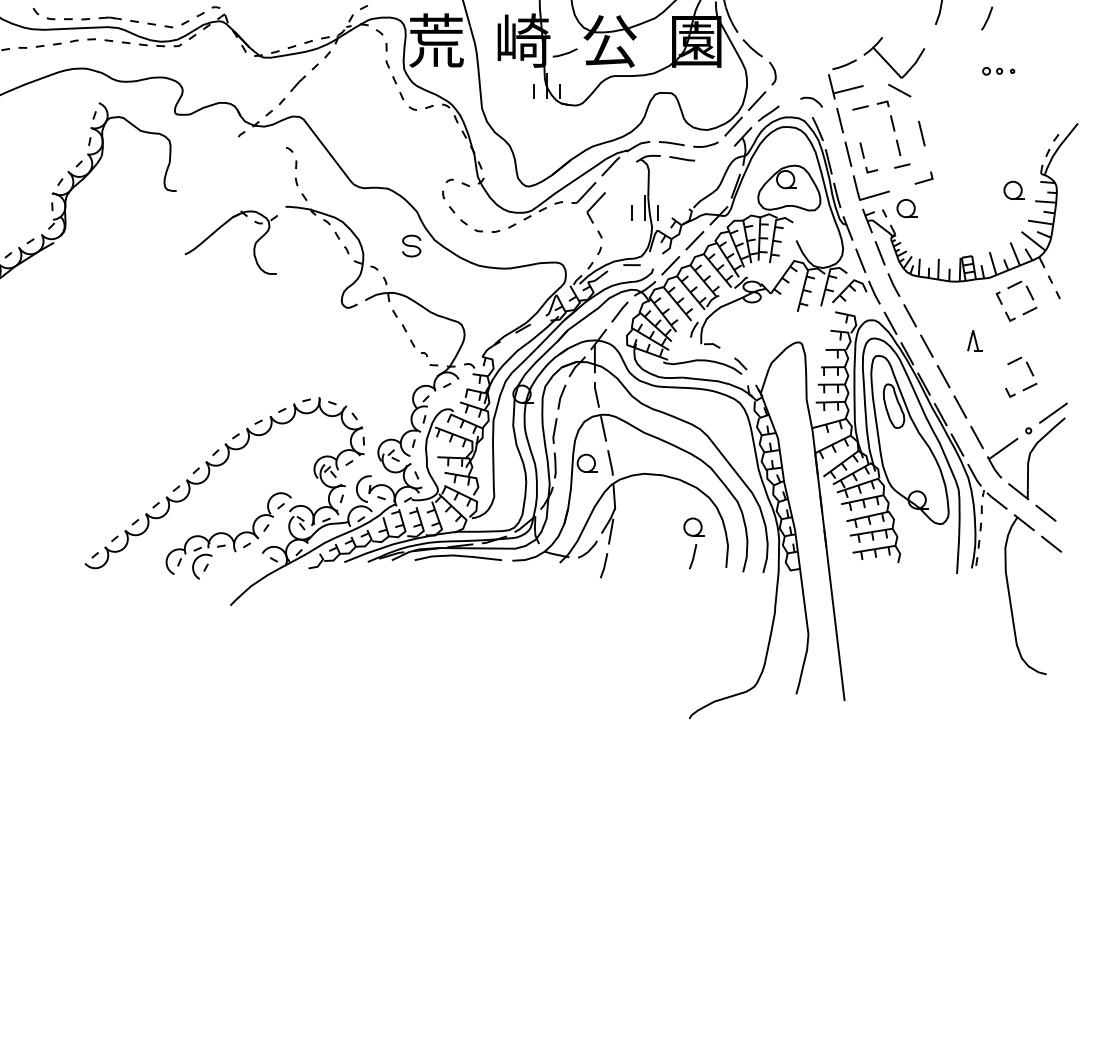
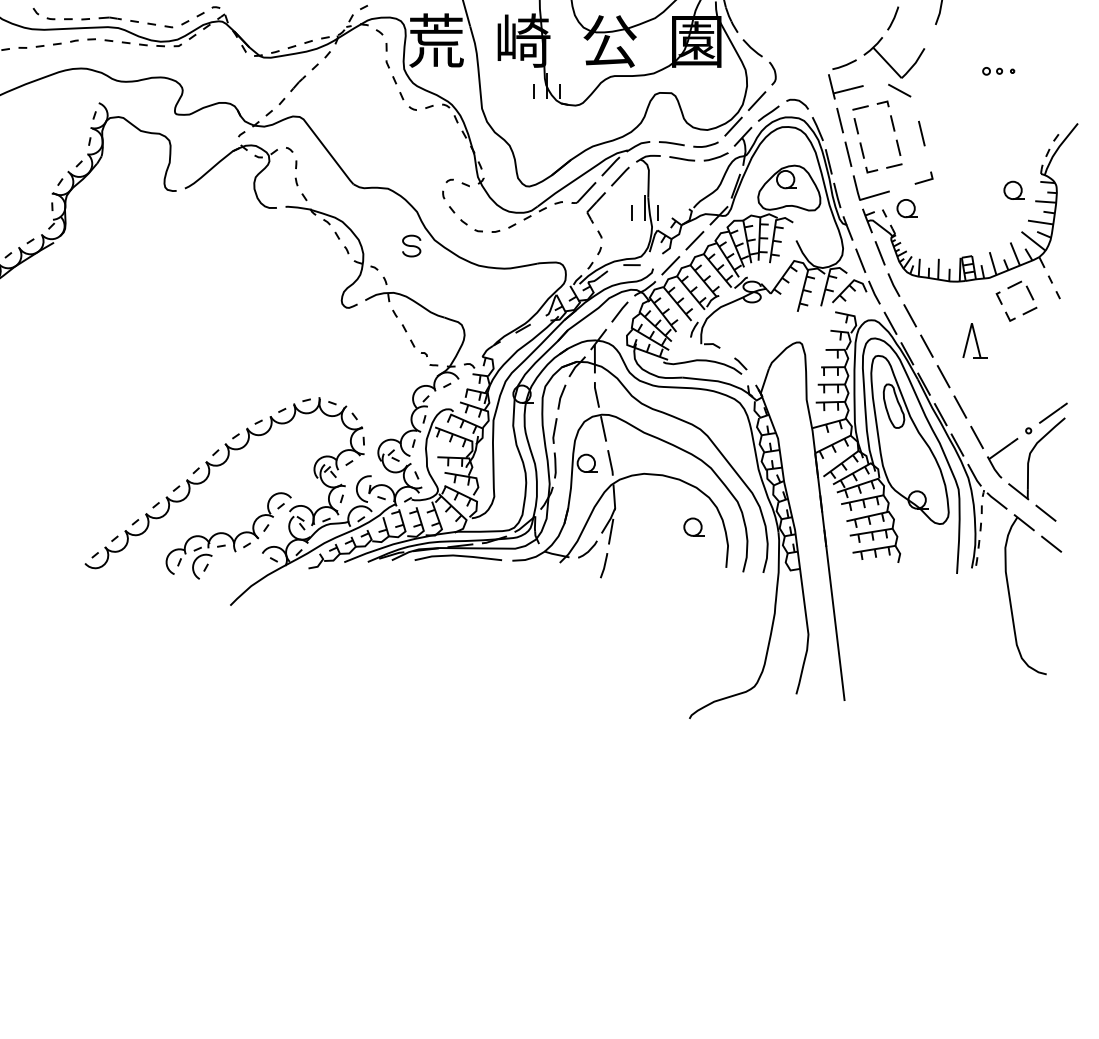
line position: (987, 18) -> (893, 18) (893, 18)
curve position: (564, 53) -> (715, 157) (715, 157)
curve position: (811, 99) -> (797, 101) (797, 101)
line: none -> present (855, 126)
line position: (902, 165) -> (894, 165) (894, 165)
line: none -> present (620, 176)
part position: (219, 229) -> (219, 163) (219, 163)
part size: 16x22 px -> 26x36 px (974, 340)
part: present -> none (1030, 372)
line: present -> none (693, 556)
